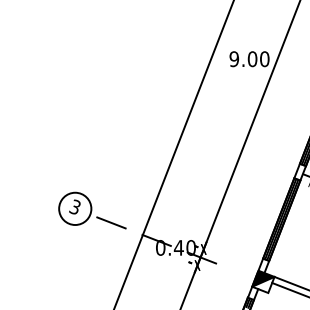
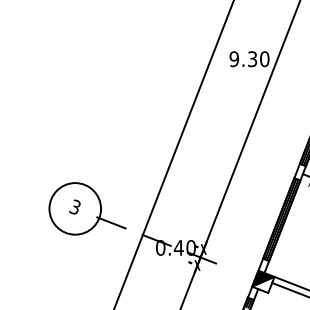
text: 9.00 -> 9.30 (252, 59)
circle diameter: 32 px -> 52 px (75, 208)
